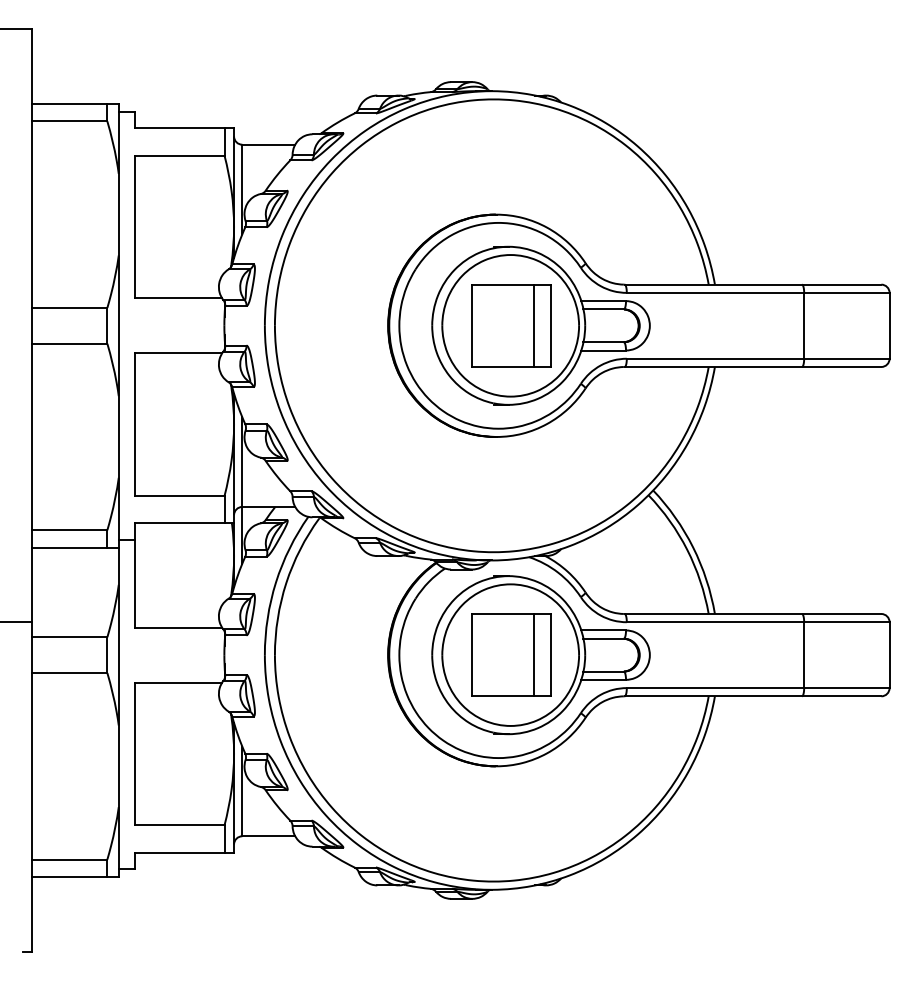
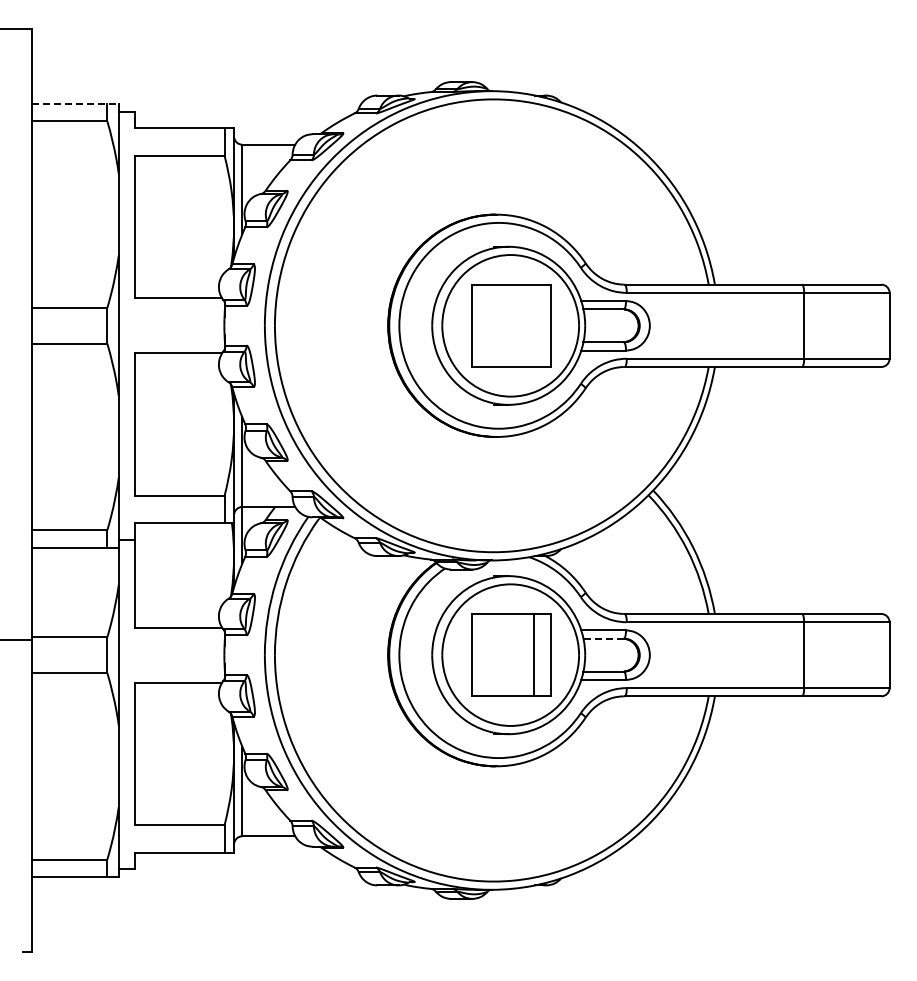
line: solid -> dashed (75, 103)
line: present -> none (534, 325)
line position: (16, 622) -> (16, 640) (16, 640)
line: solid -> dashed (603, 638)
